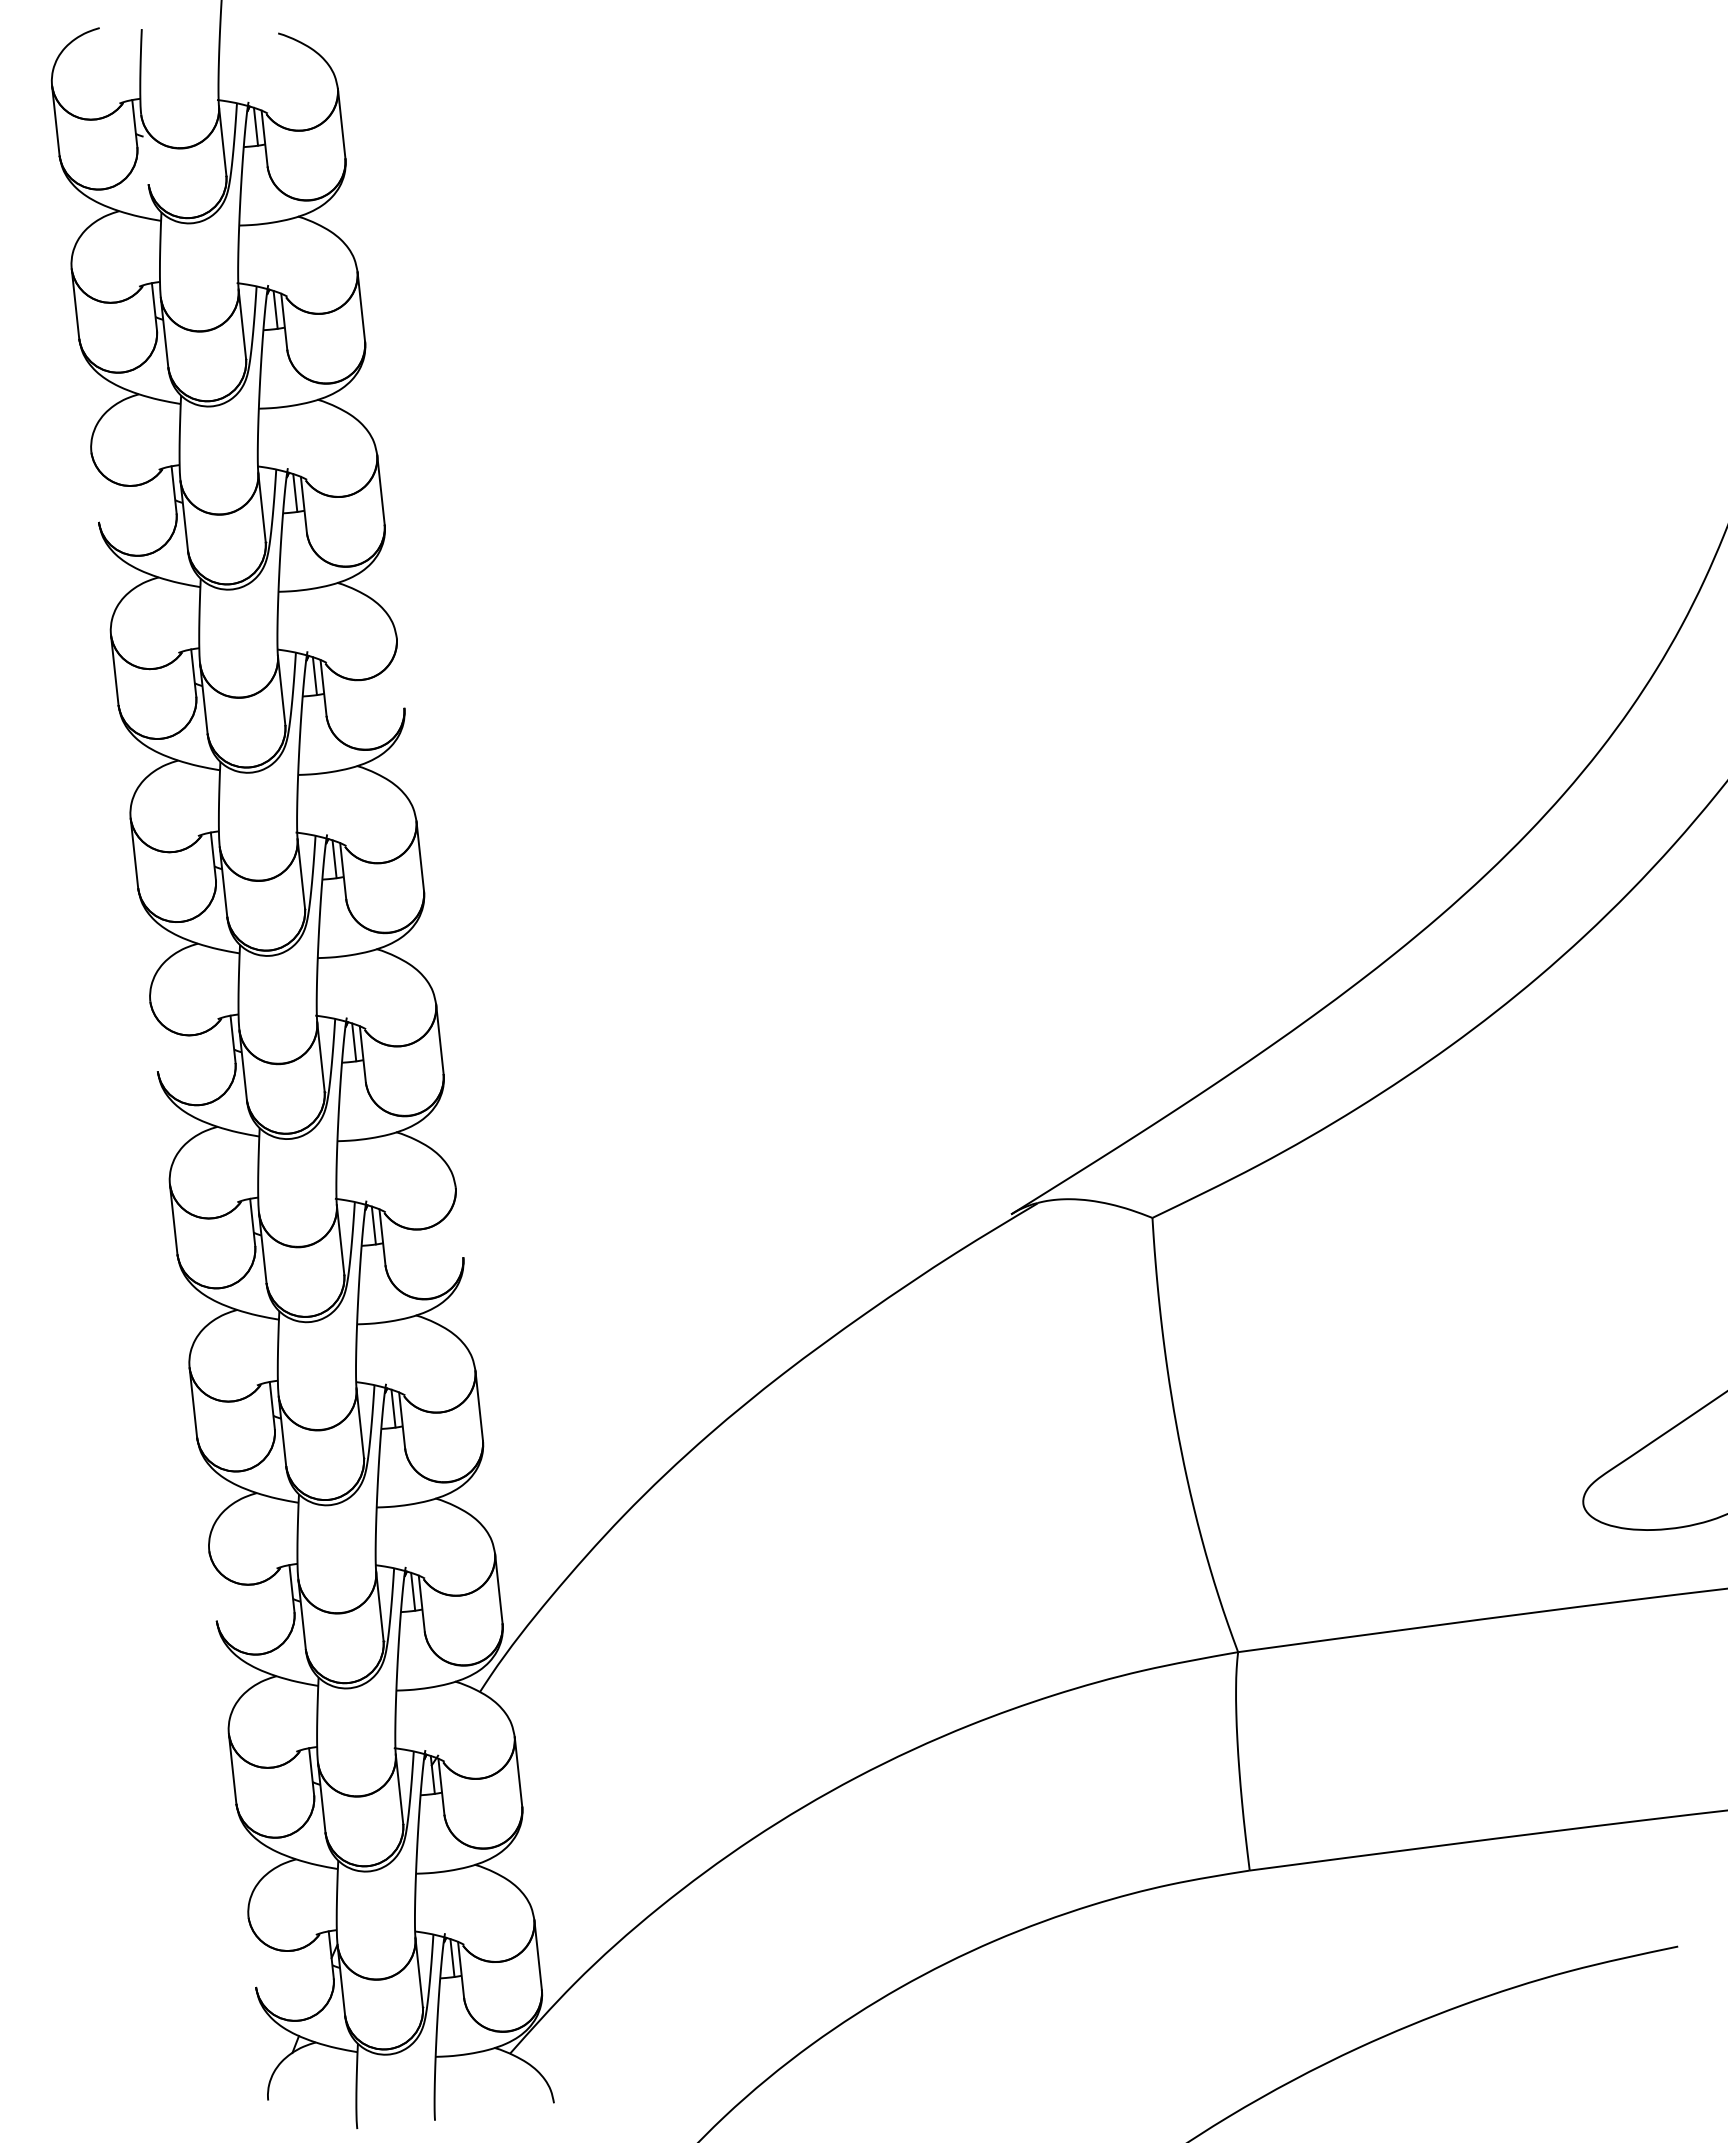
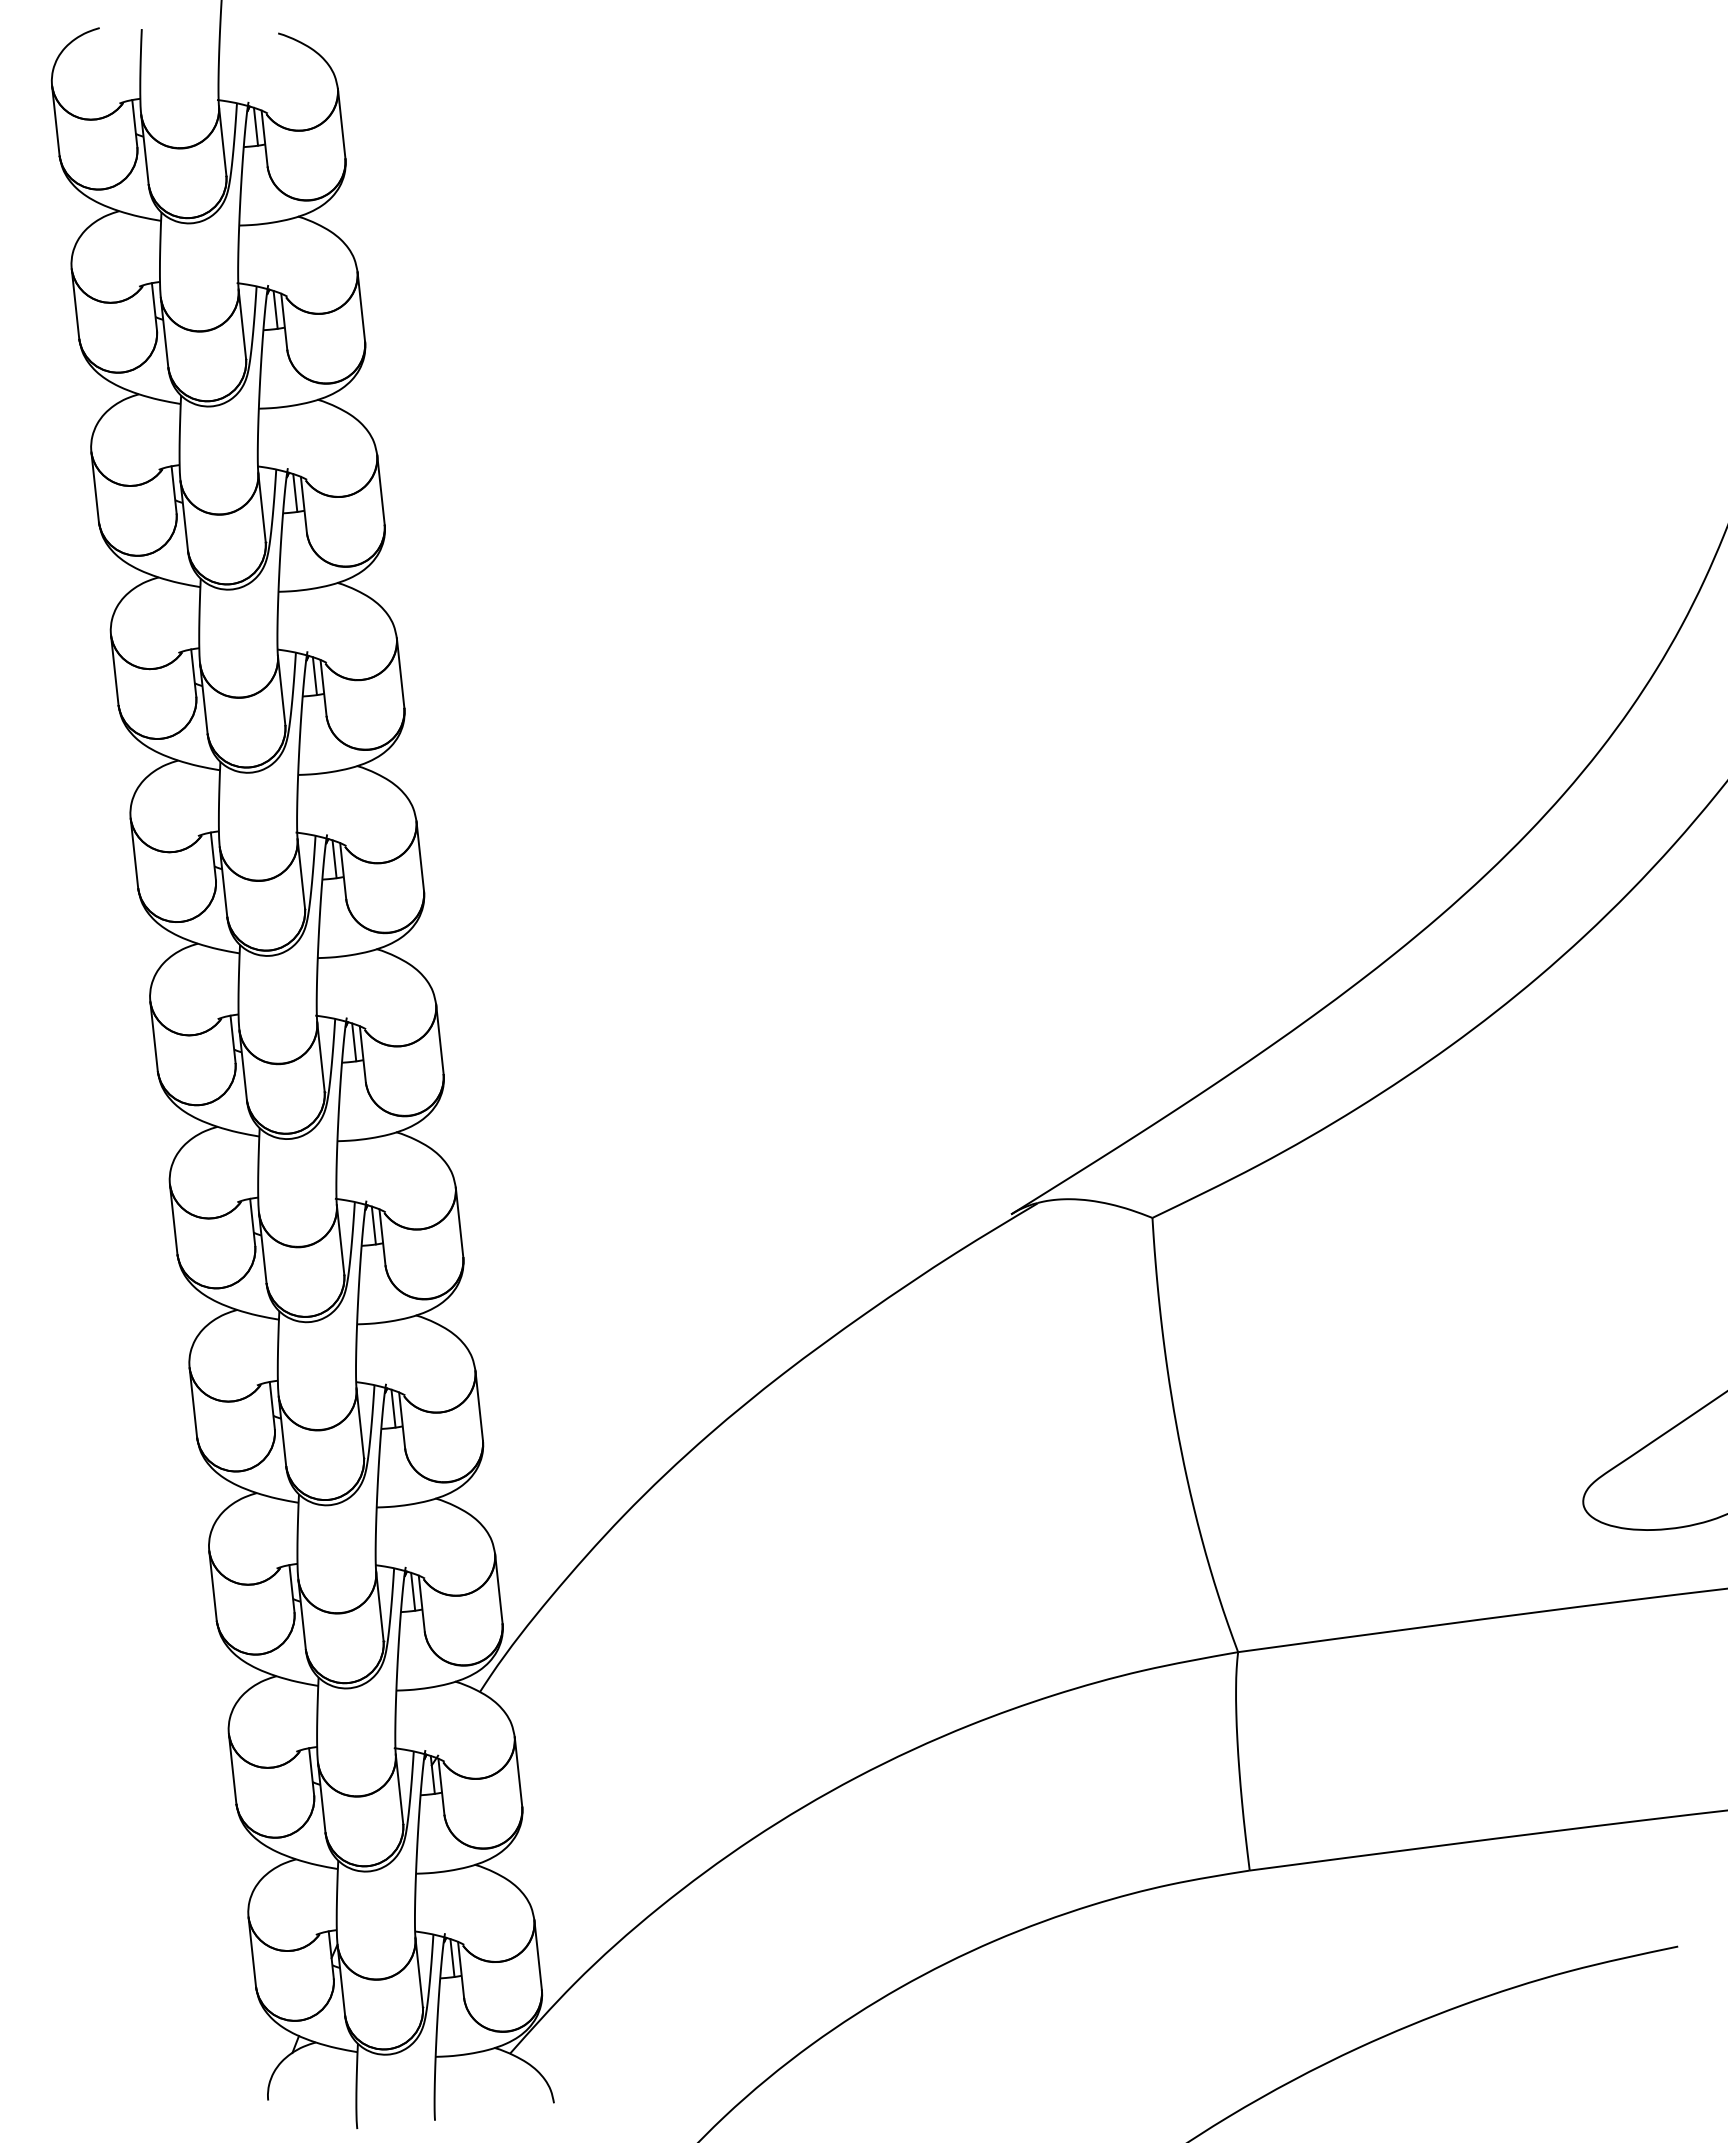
line: none -> present (144, 149)
line: none -> present (94, 486)
line: none -> present (400, 672)
line: none -> present (153, 1036)
line: none -> present (459, 1222)
line: none -> present (212, 1585)
line: none -> present (252, 1952)
